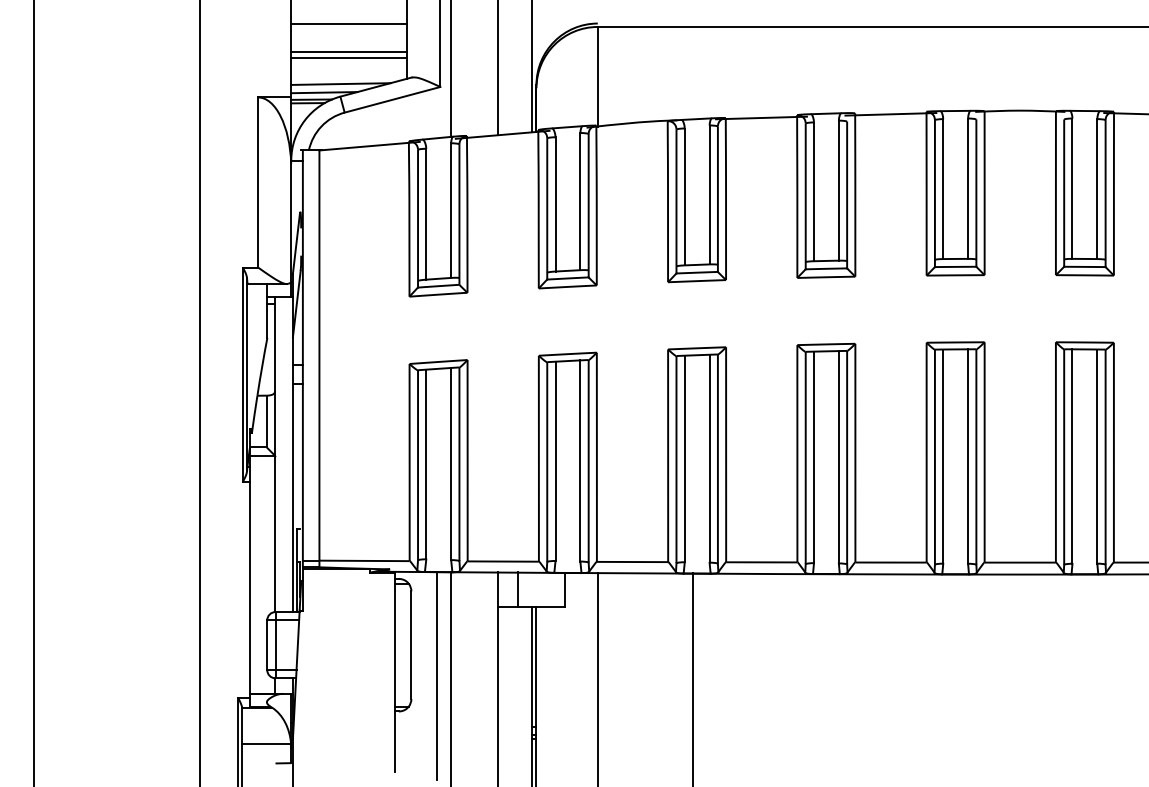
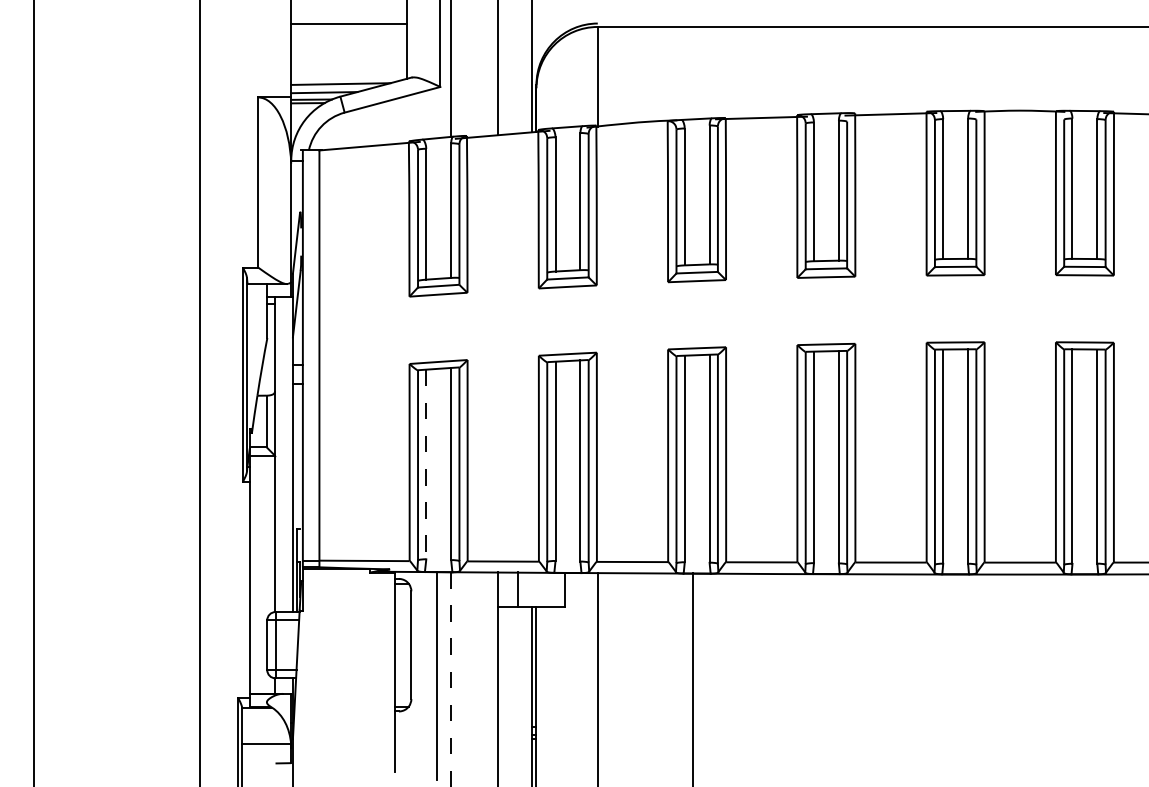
line: present -> none (349, 51)
line: present -> none (349, 58)
line: solid -> dashed (426, 464)
line: solid -> dashed (451, 679)
